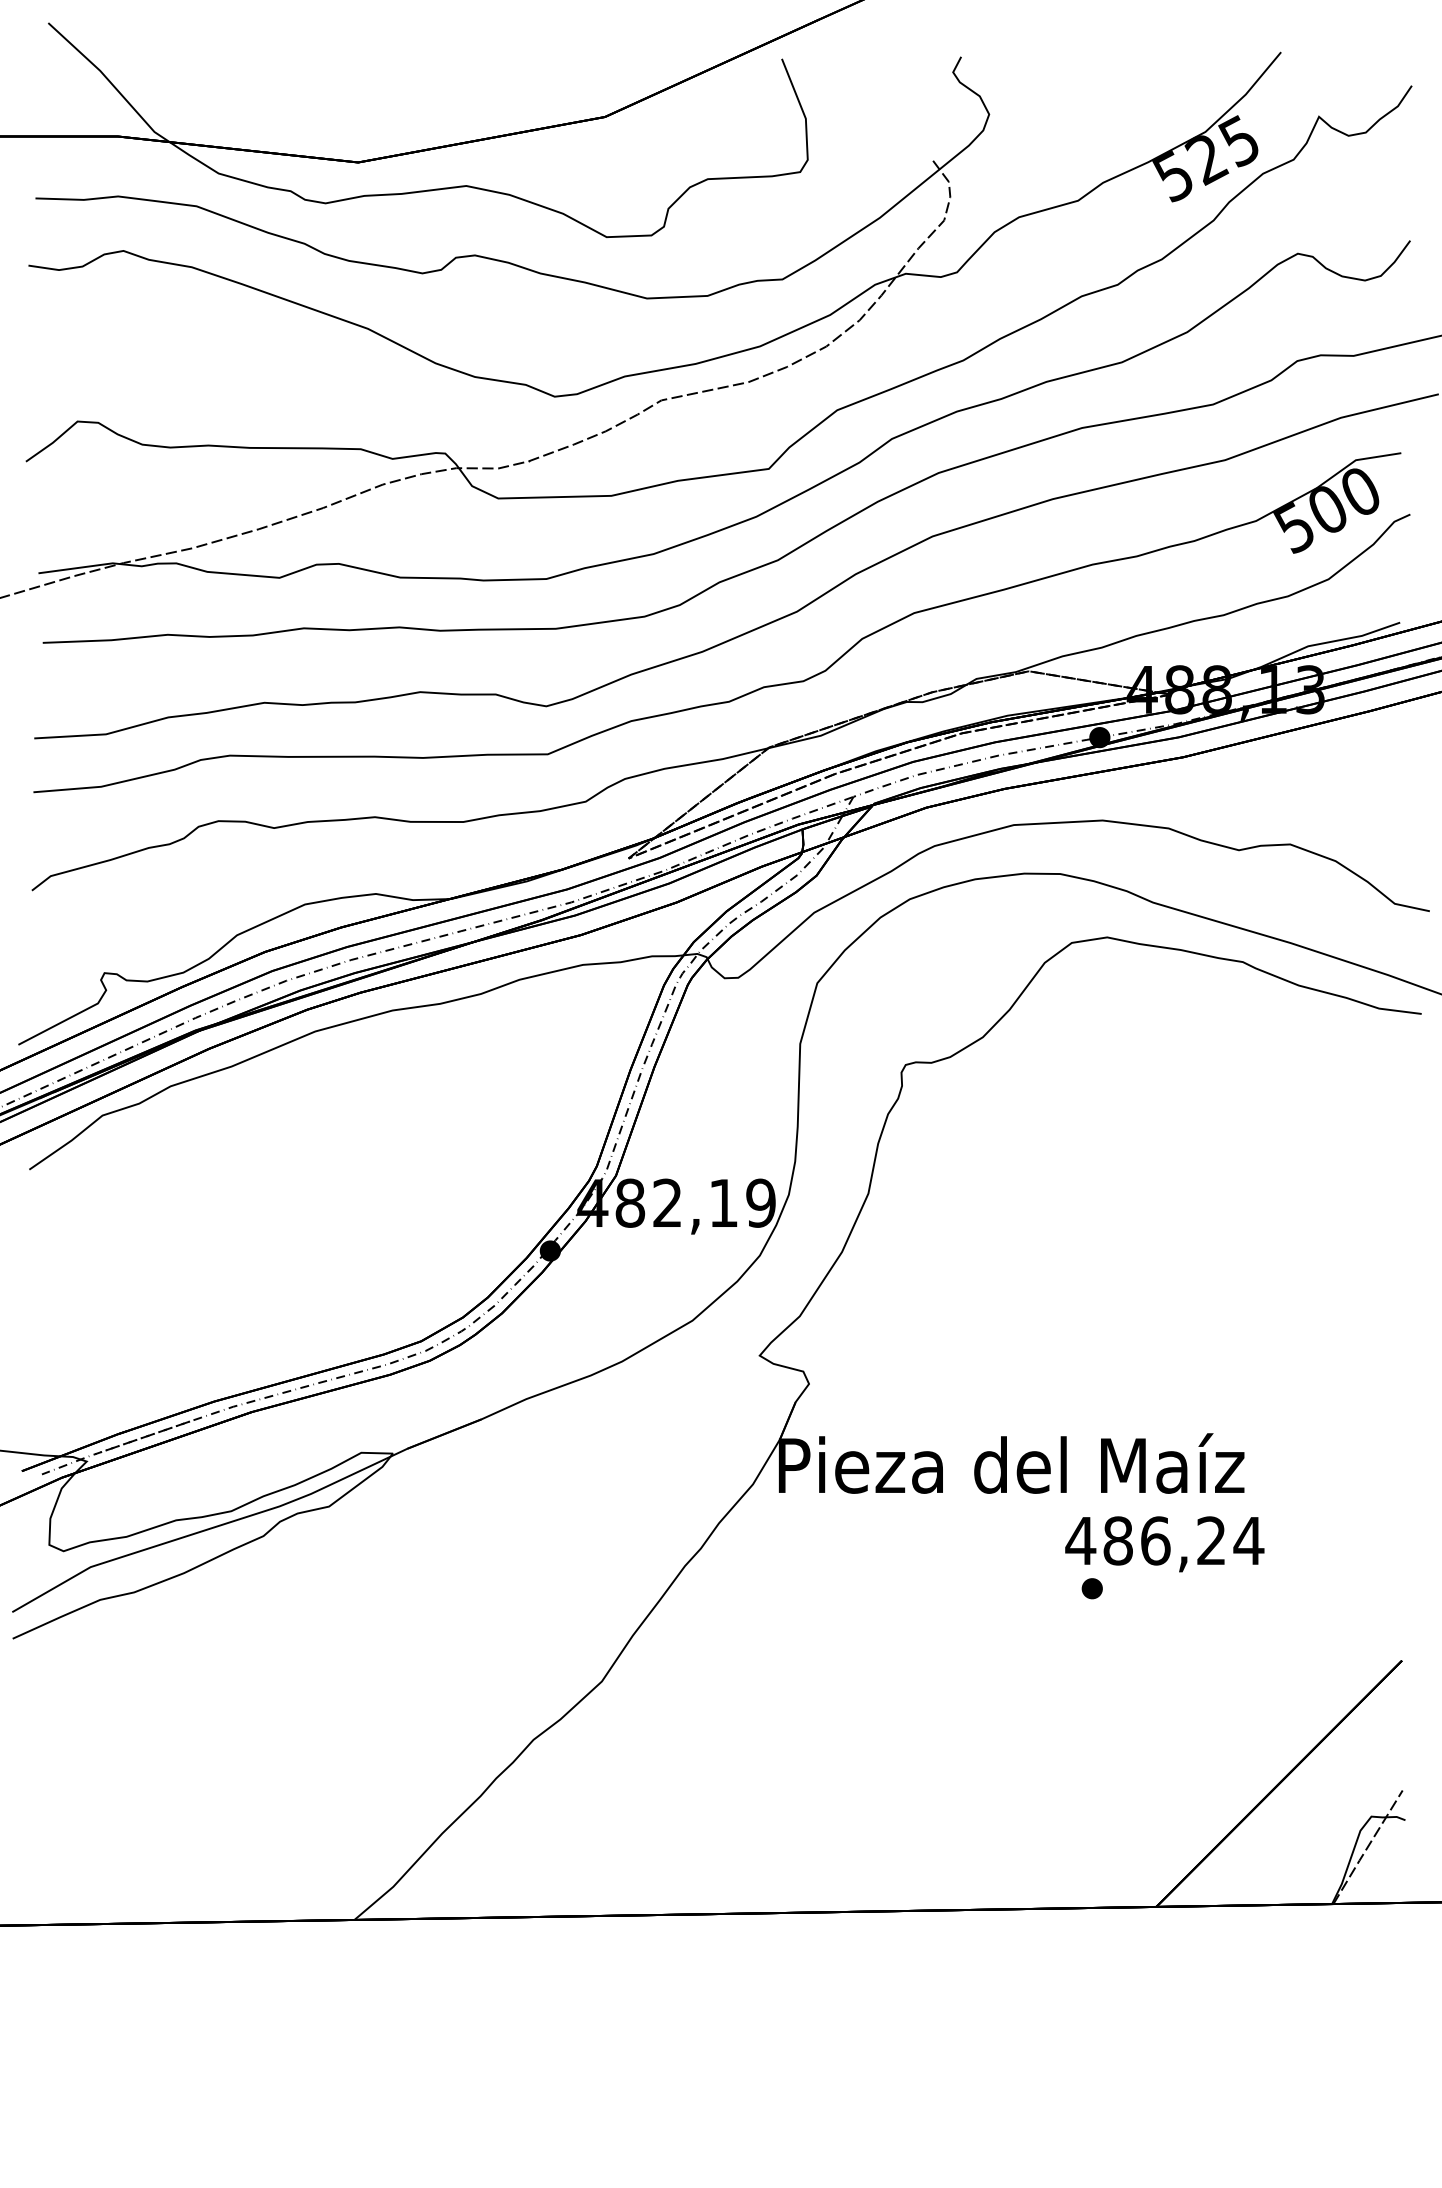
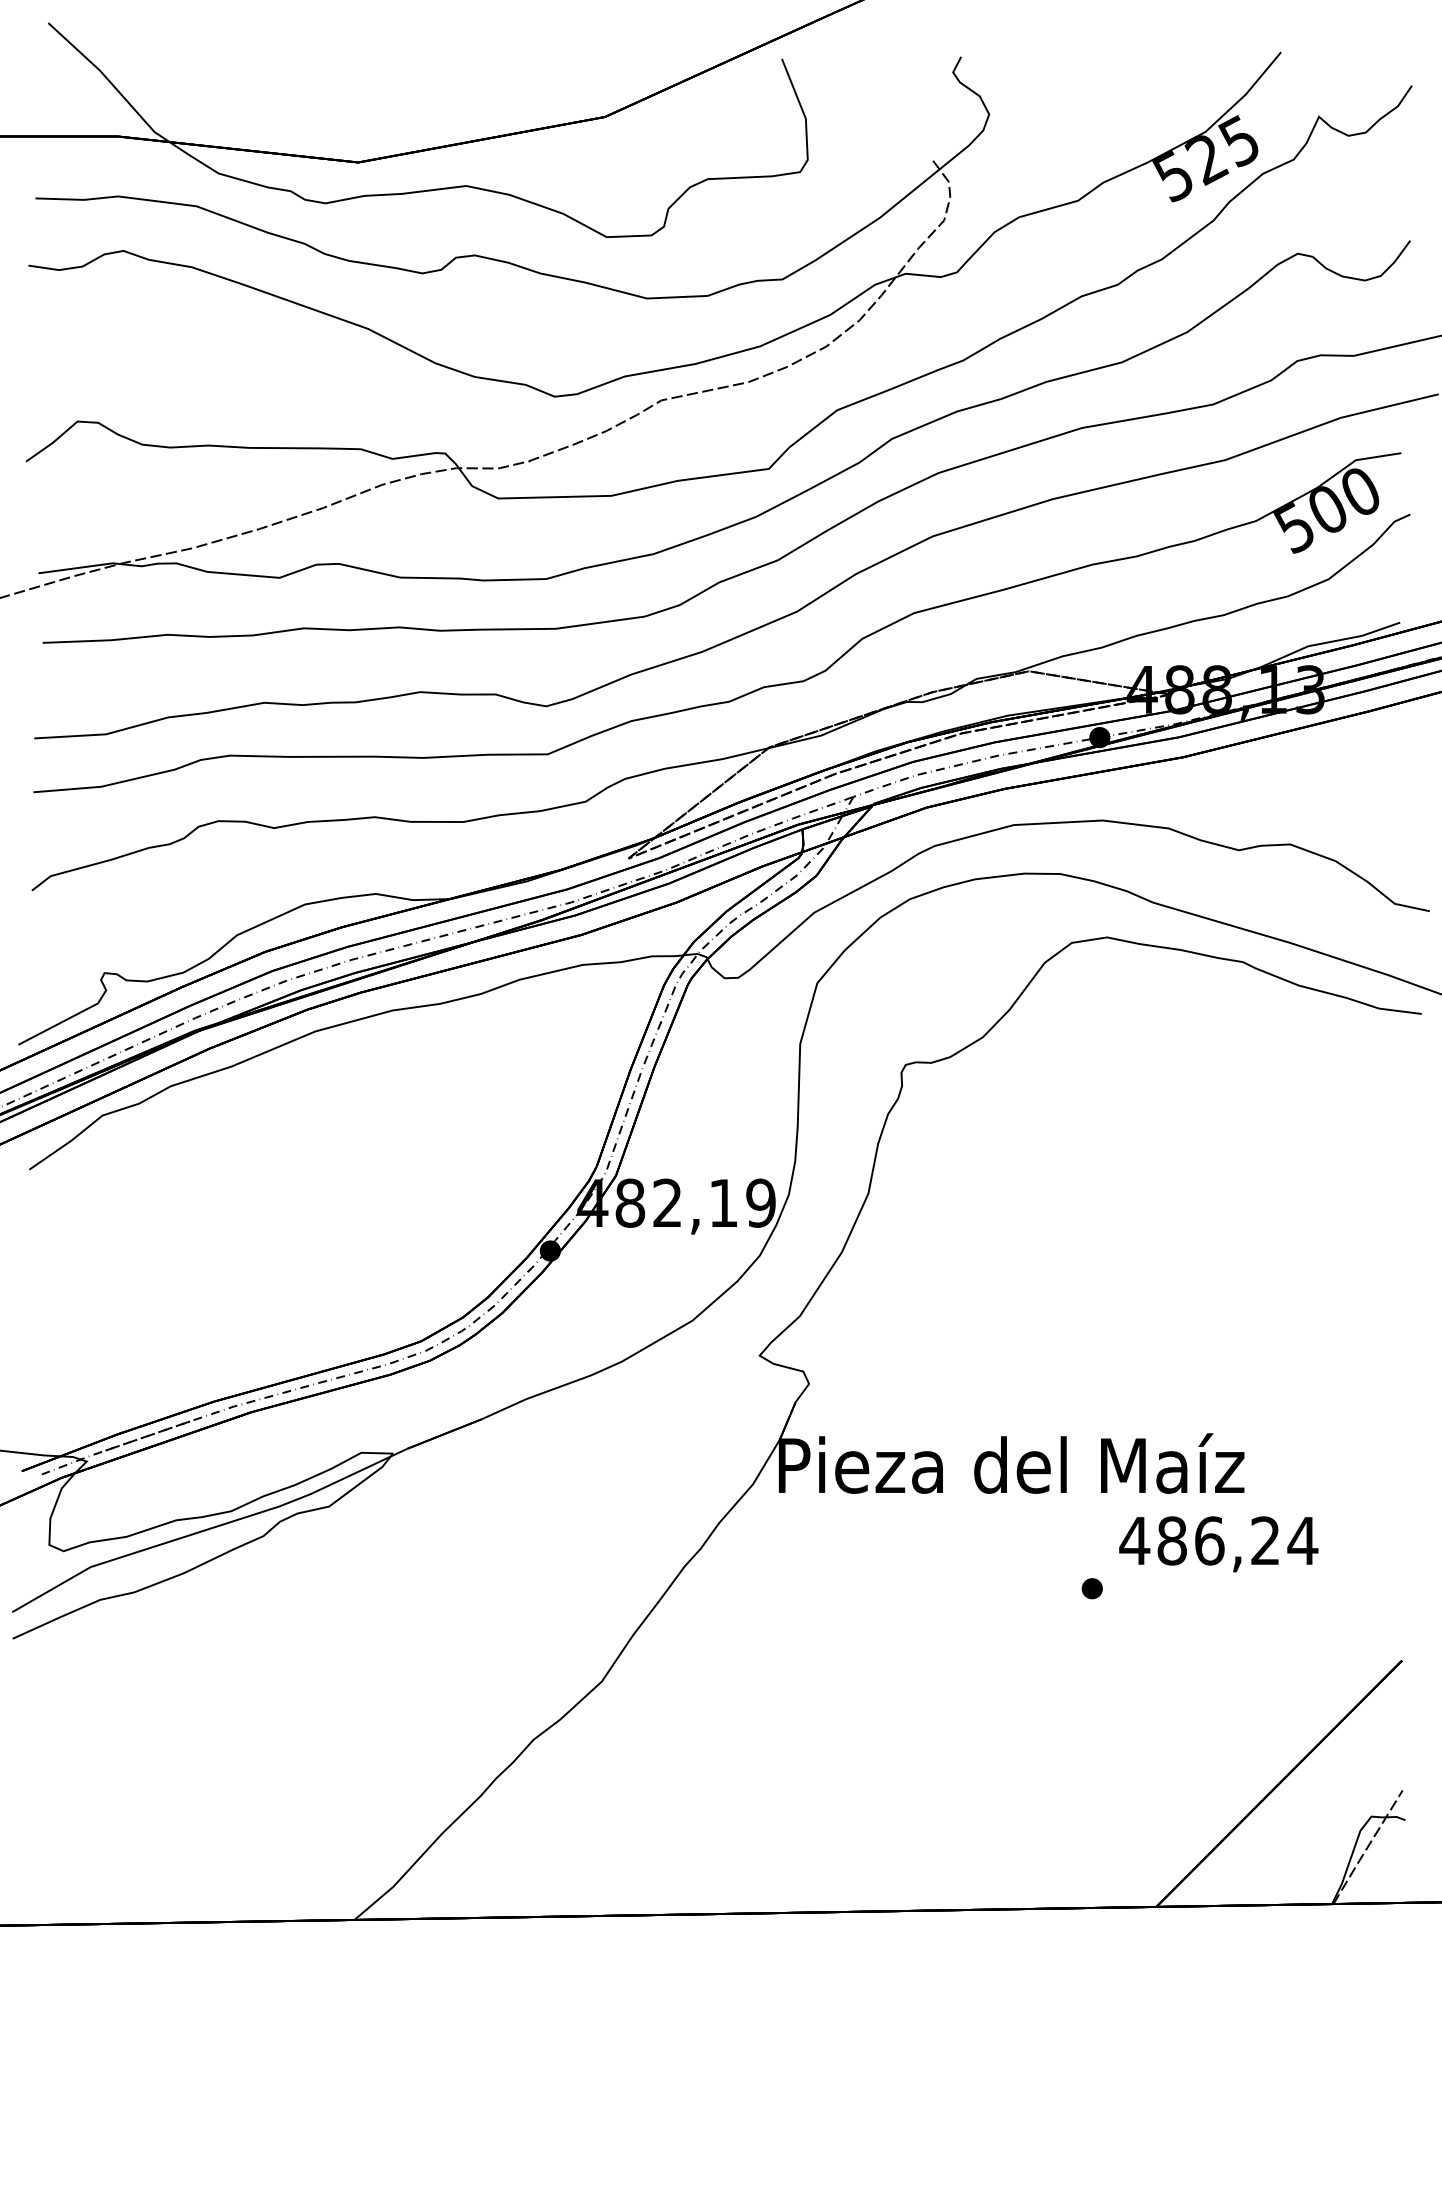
text position: (1164, 1544) -> (1218, 1544) (1218, 1544)
